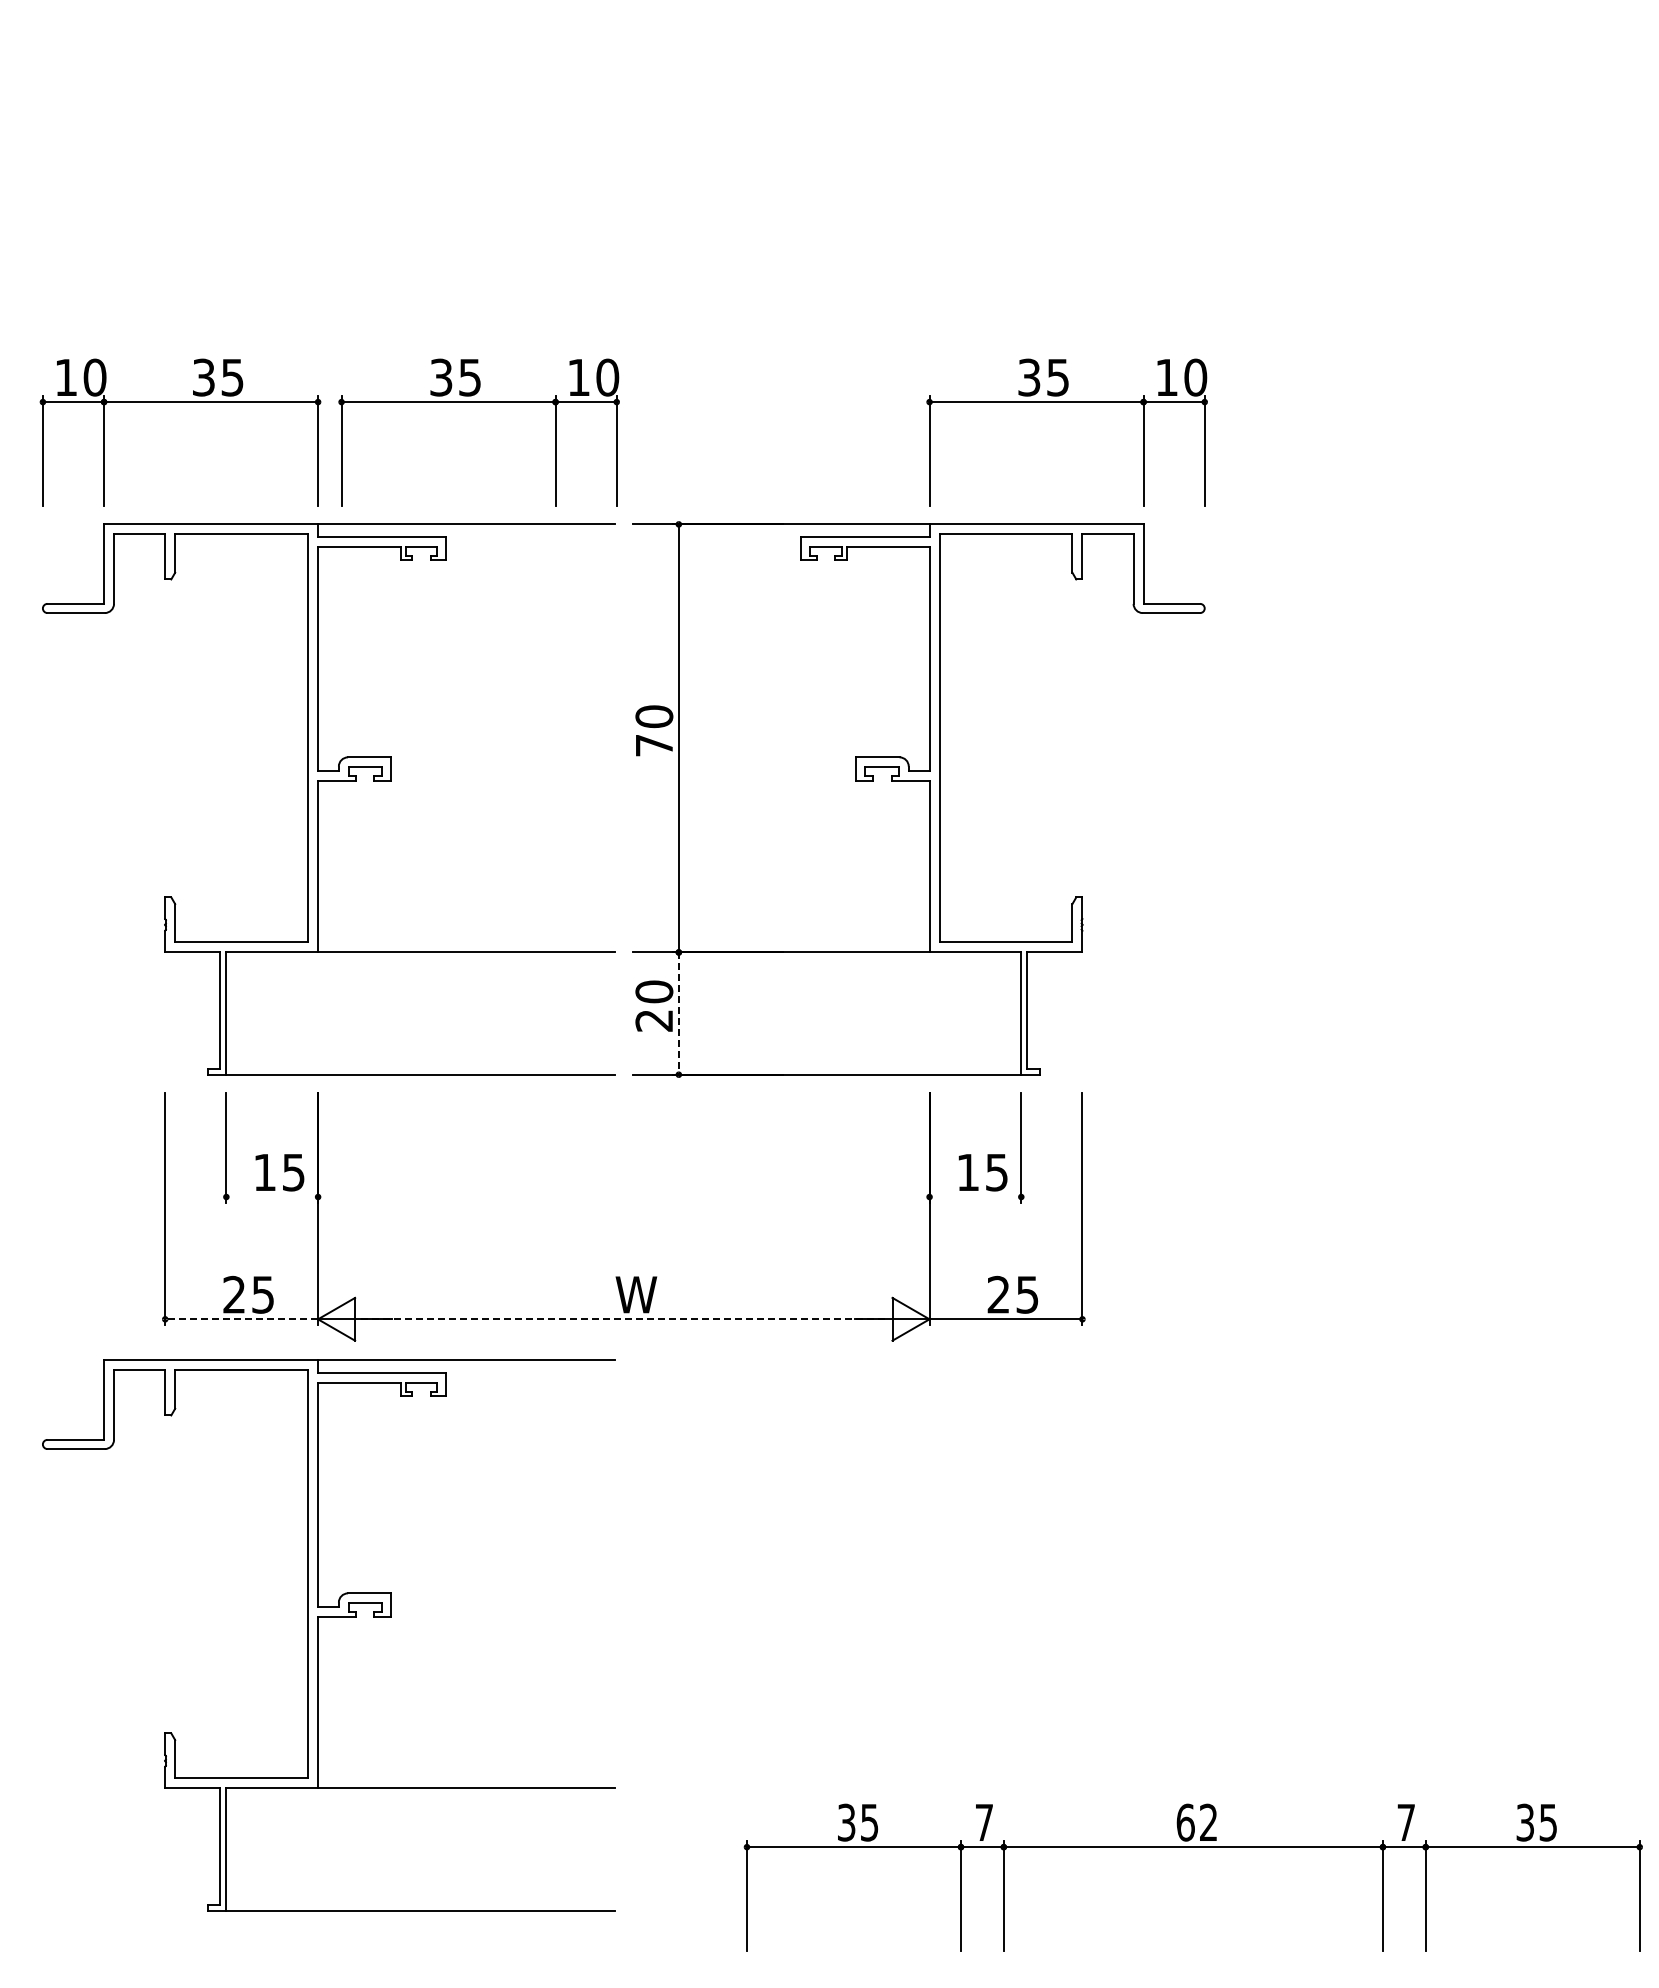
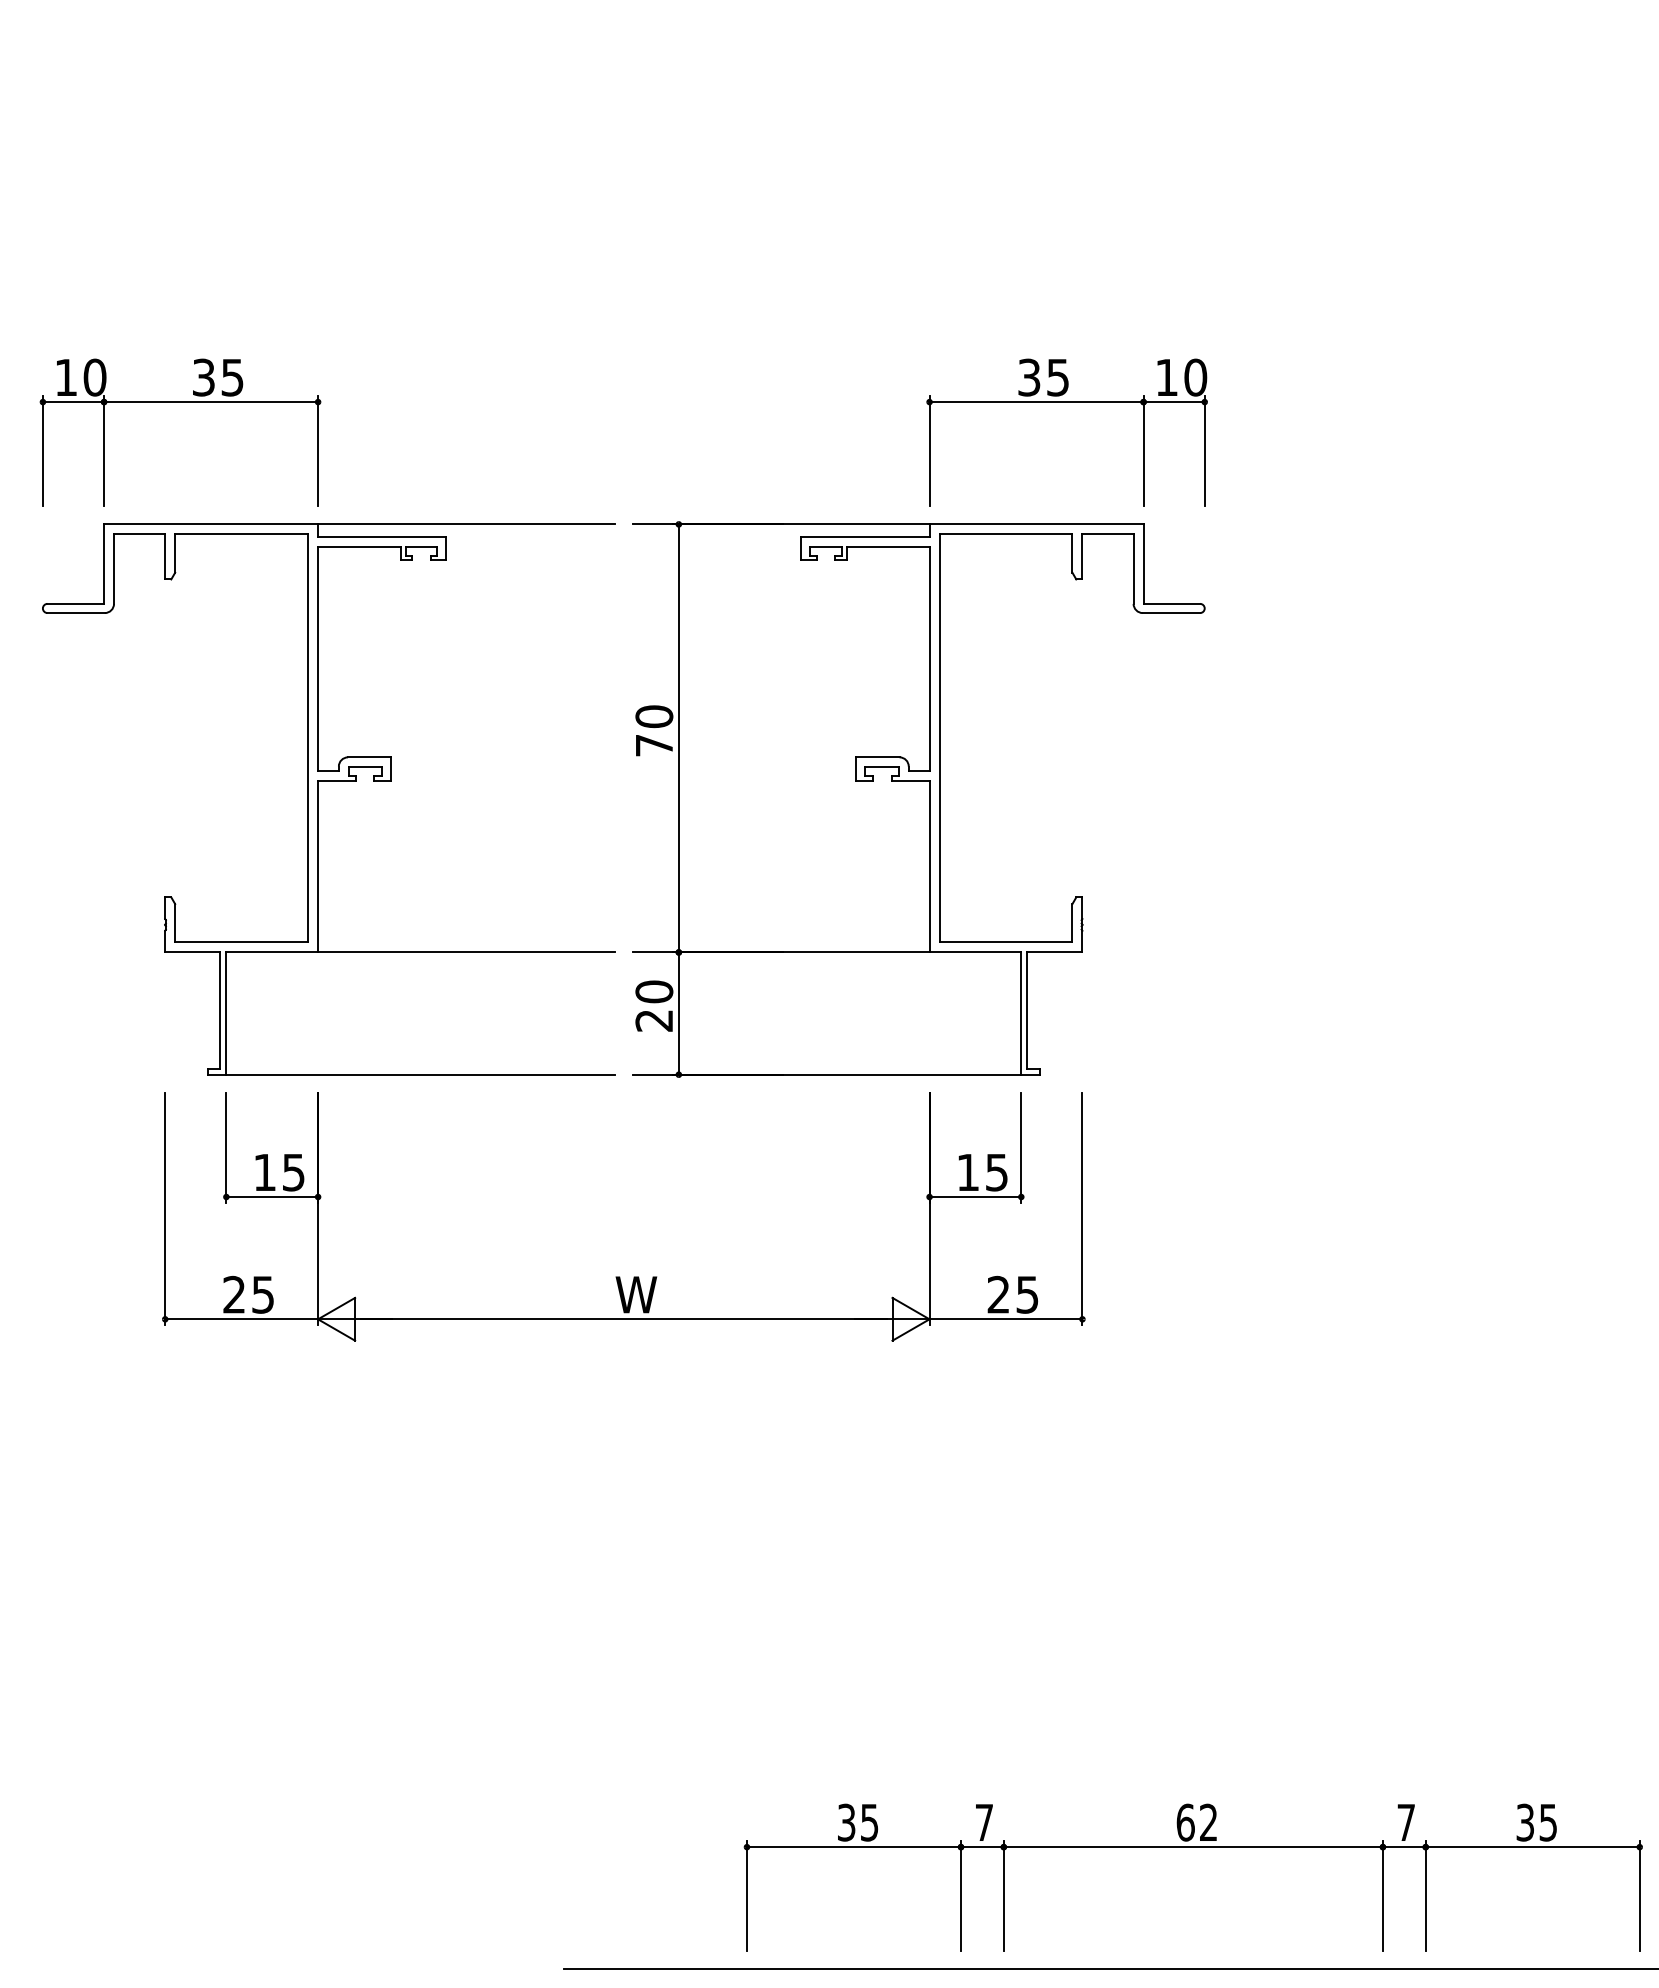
part: present -> none (478, 402)
line: dashed -> solid (678, 1014)
line: none -> present (272, 1197)
line: none -> present (975, 1197)
line: dashed -> solid (241, 1319)
line: dashed -> solid (623, 1319)
part: present -> none (318, 1635)
line: none -> present (1109, 1969)
